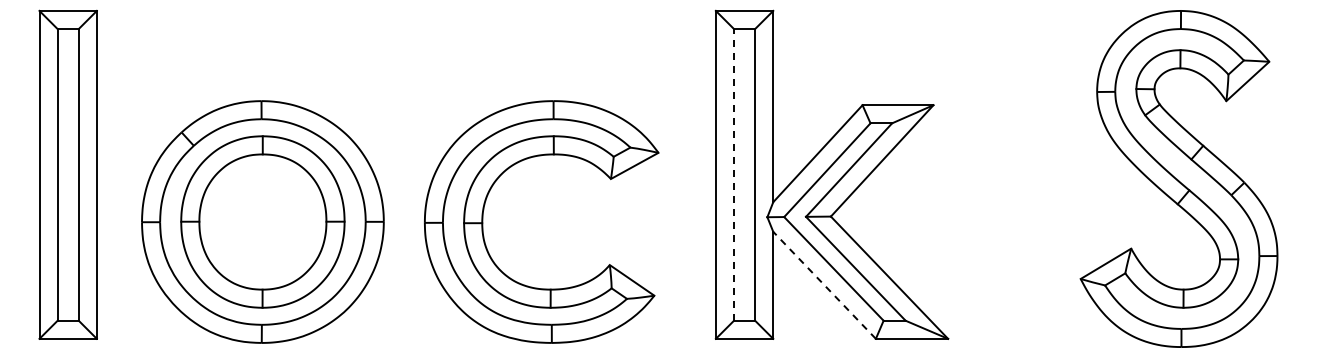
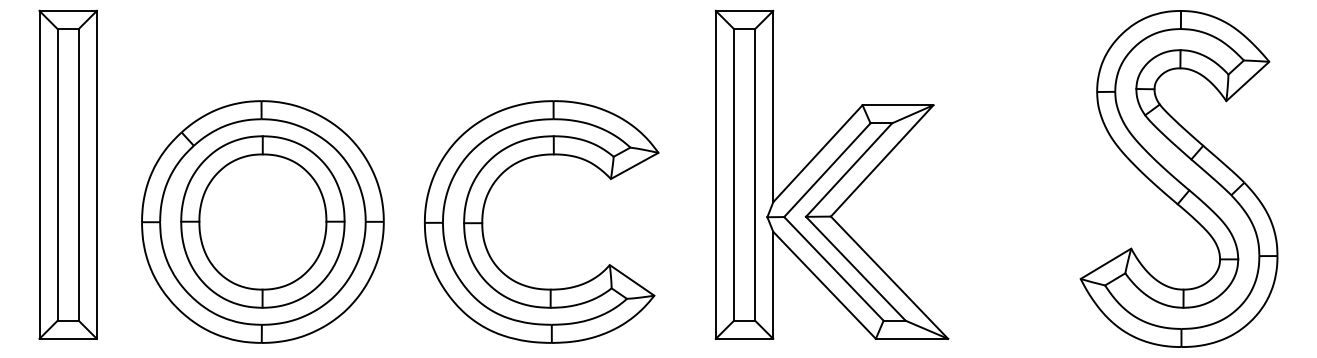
line: dashed -> solid (734, 174)
line: dashed -> solid (824, 284)
